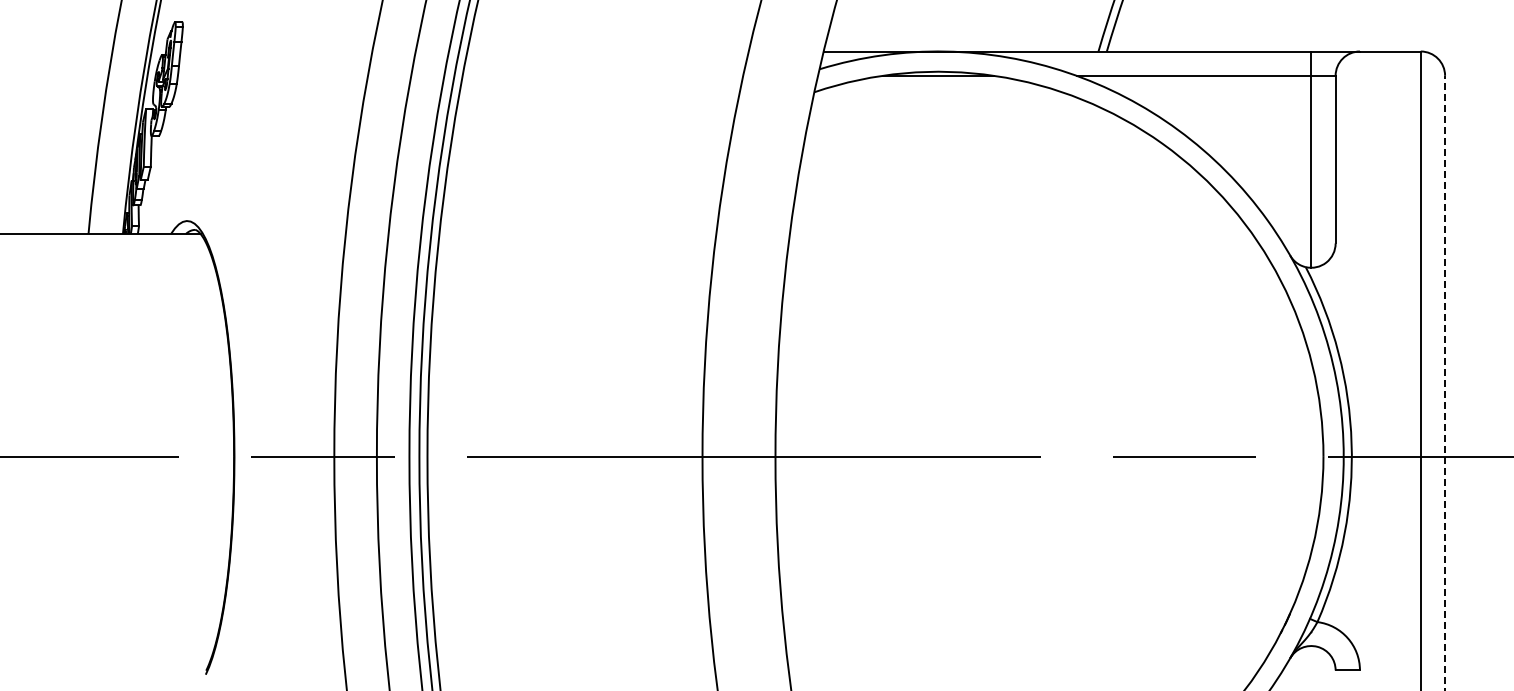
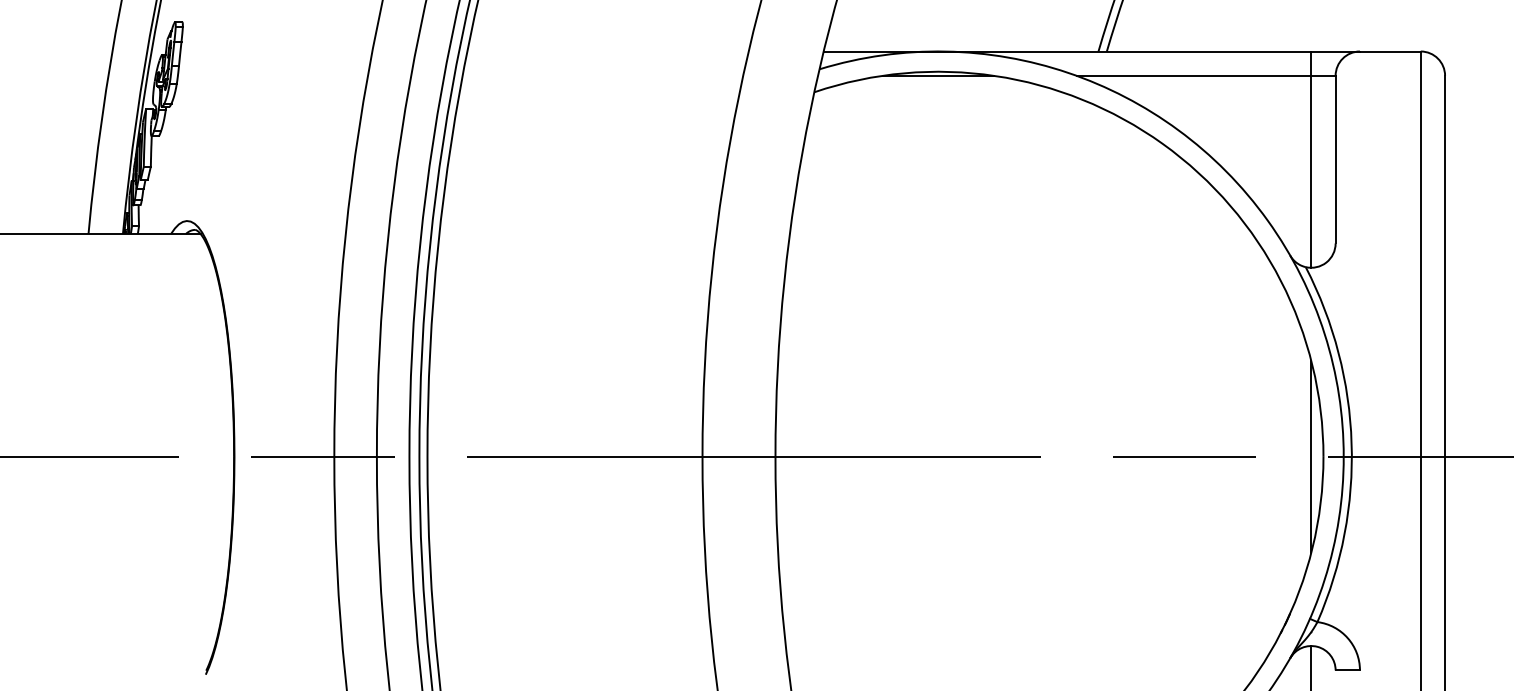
line: dashed -> solid (1445, 382)
line: none -> present (1311, 456)
line: none -> present (1311, 666)
